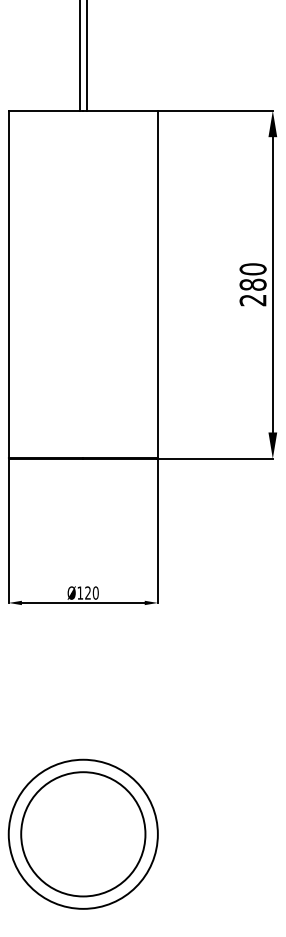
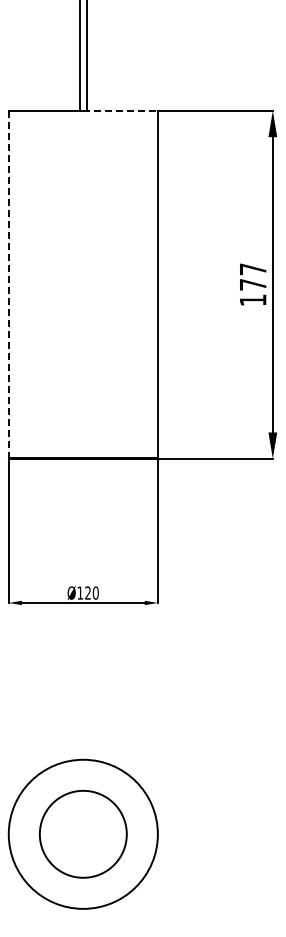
line: solid -> dashed (121, 110)
line: solid -> dashed (8, 284)
text: 280 -> 177 (252, 284)
circle diameter: 124 px -> 87 px (82, 833)
